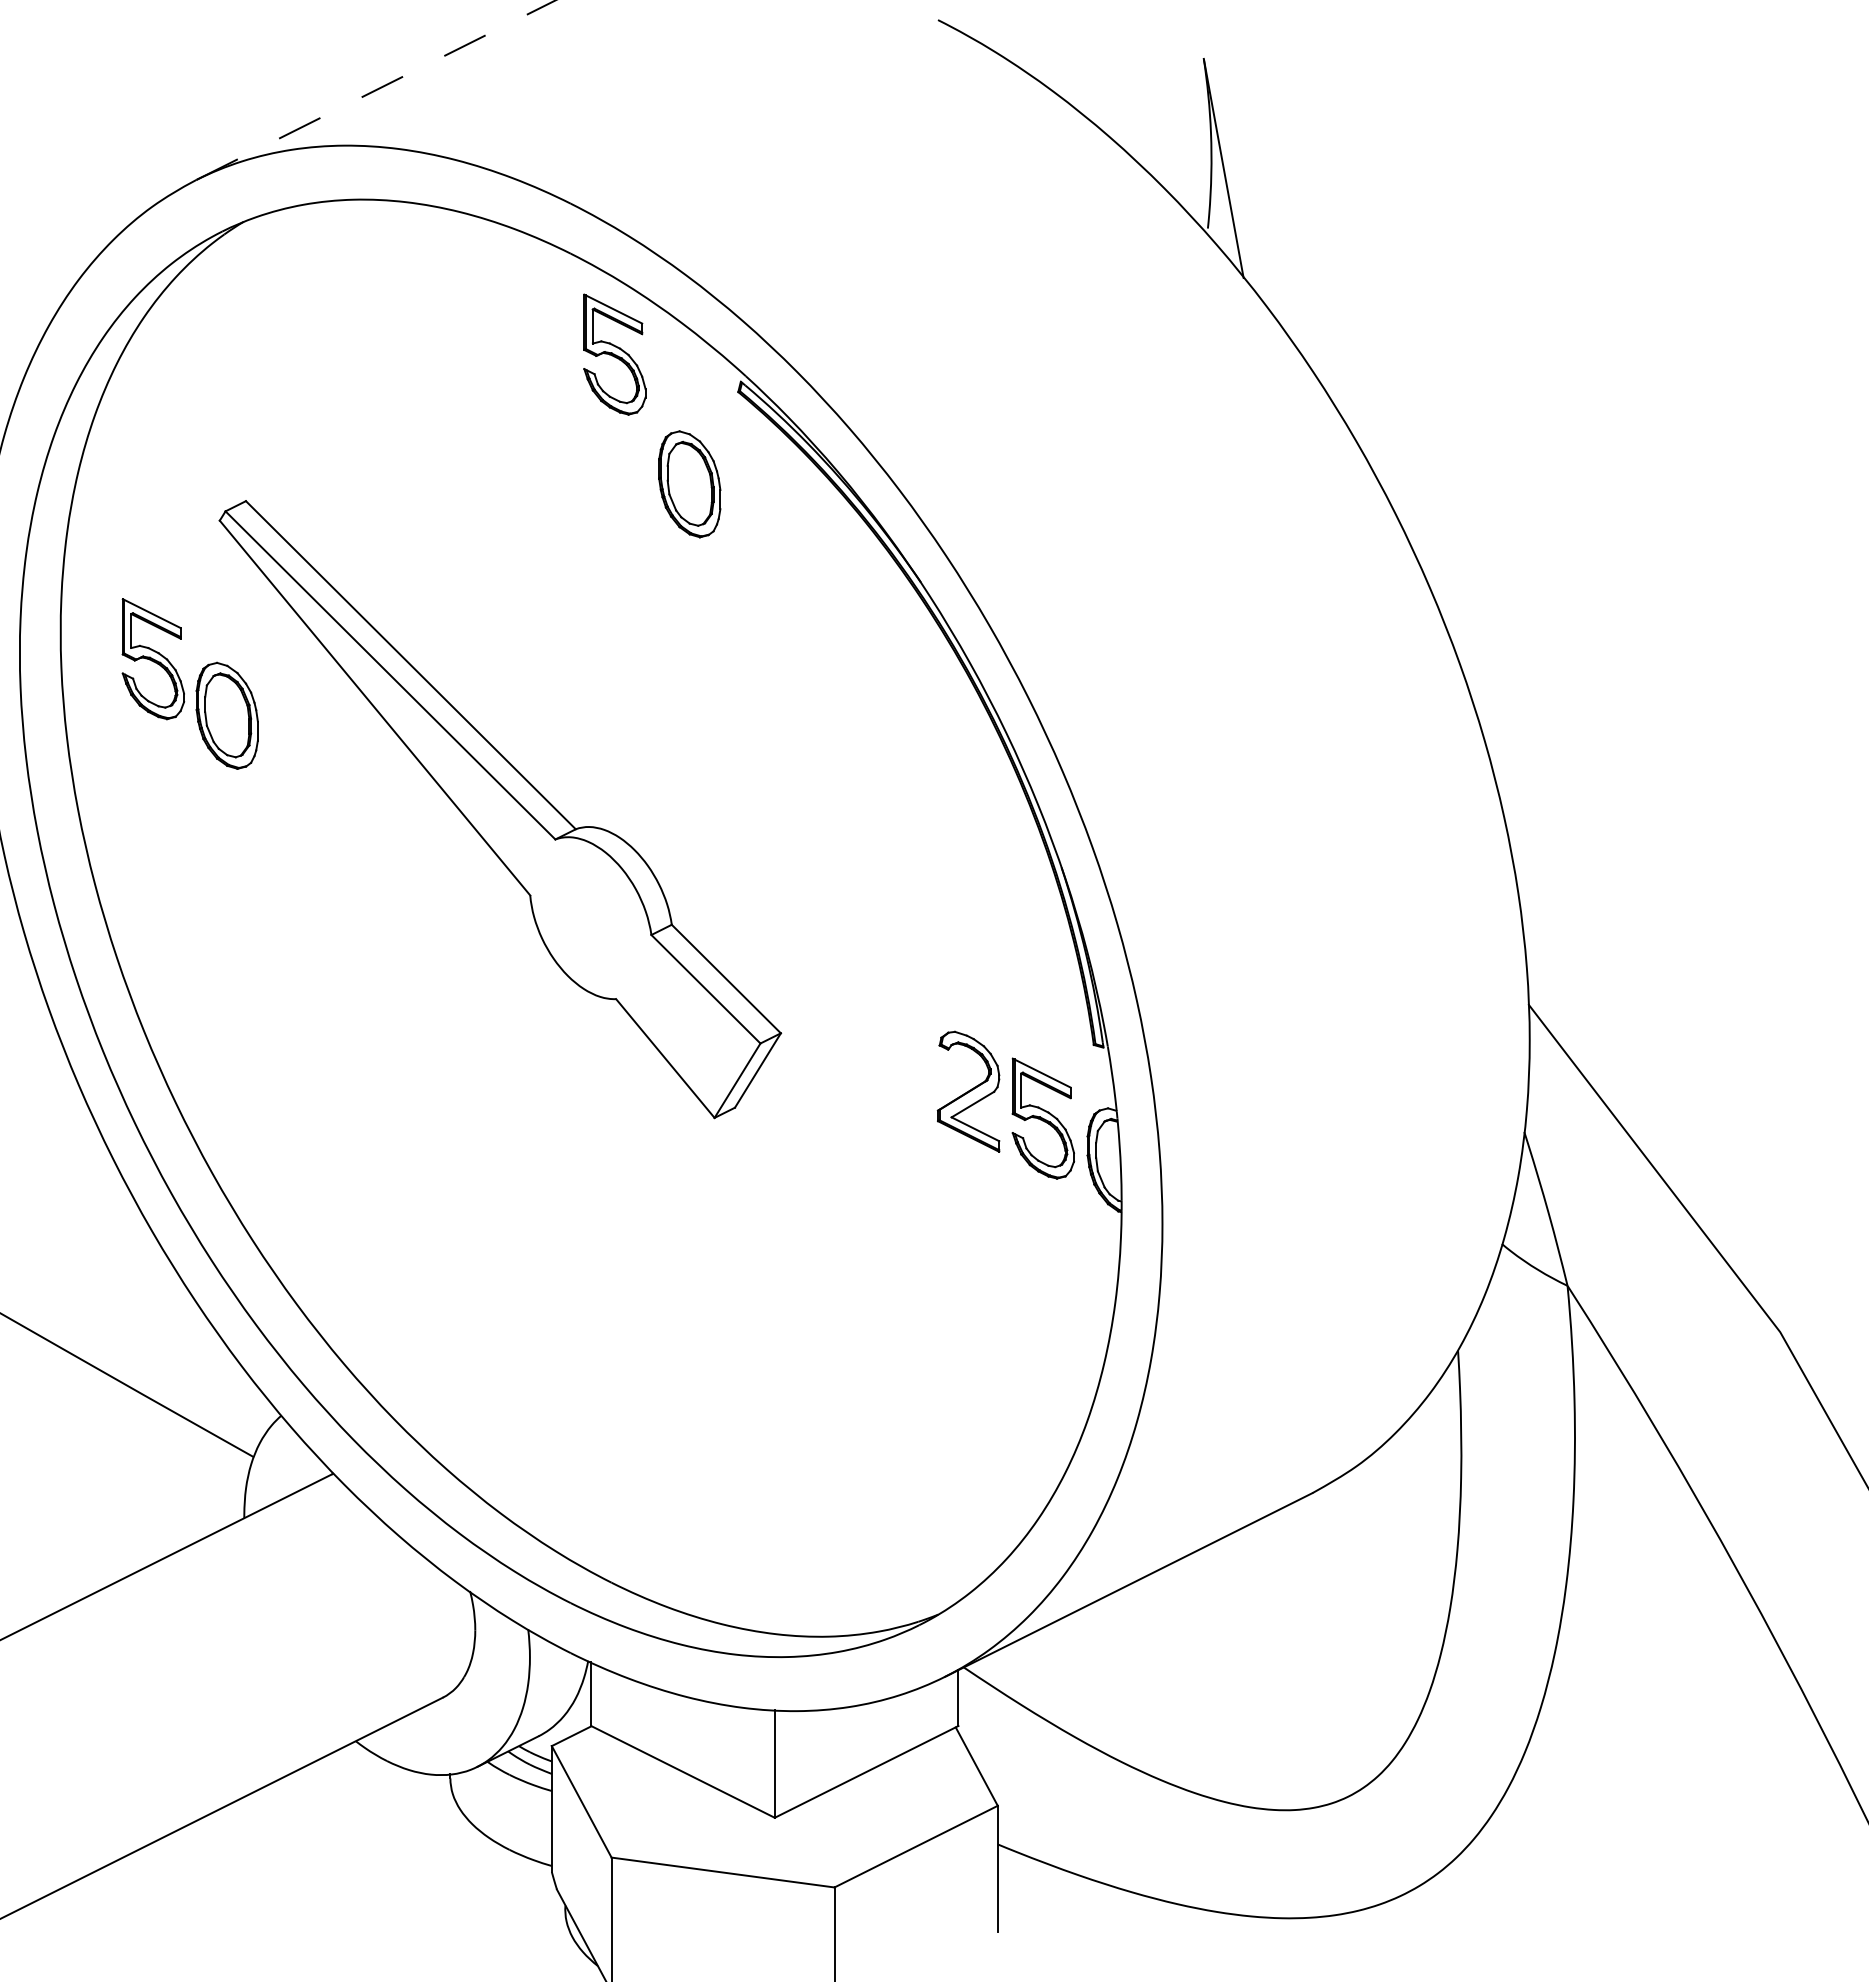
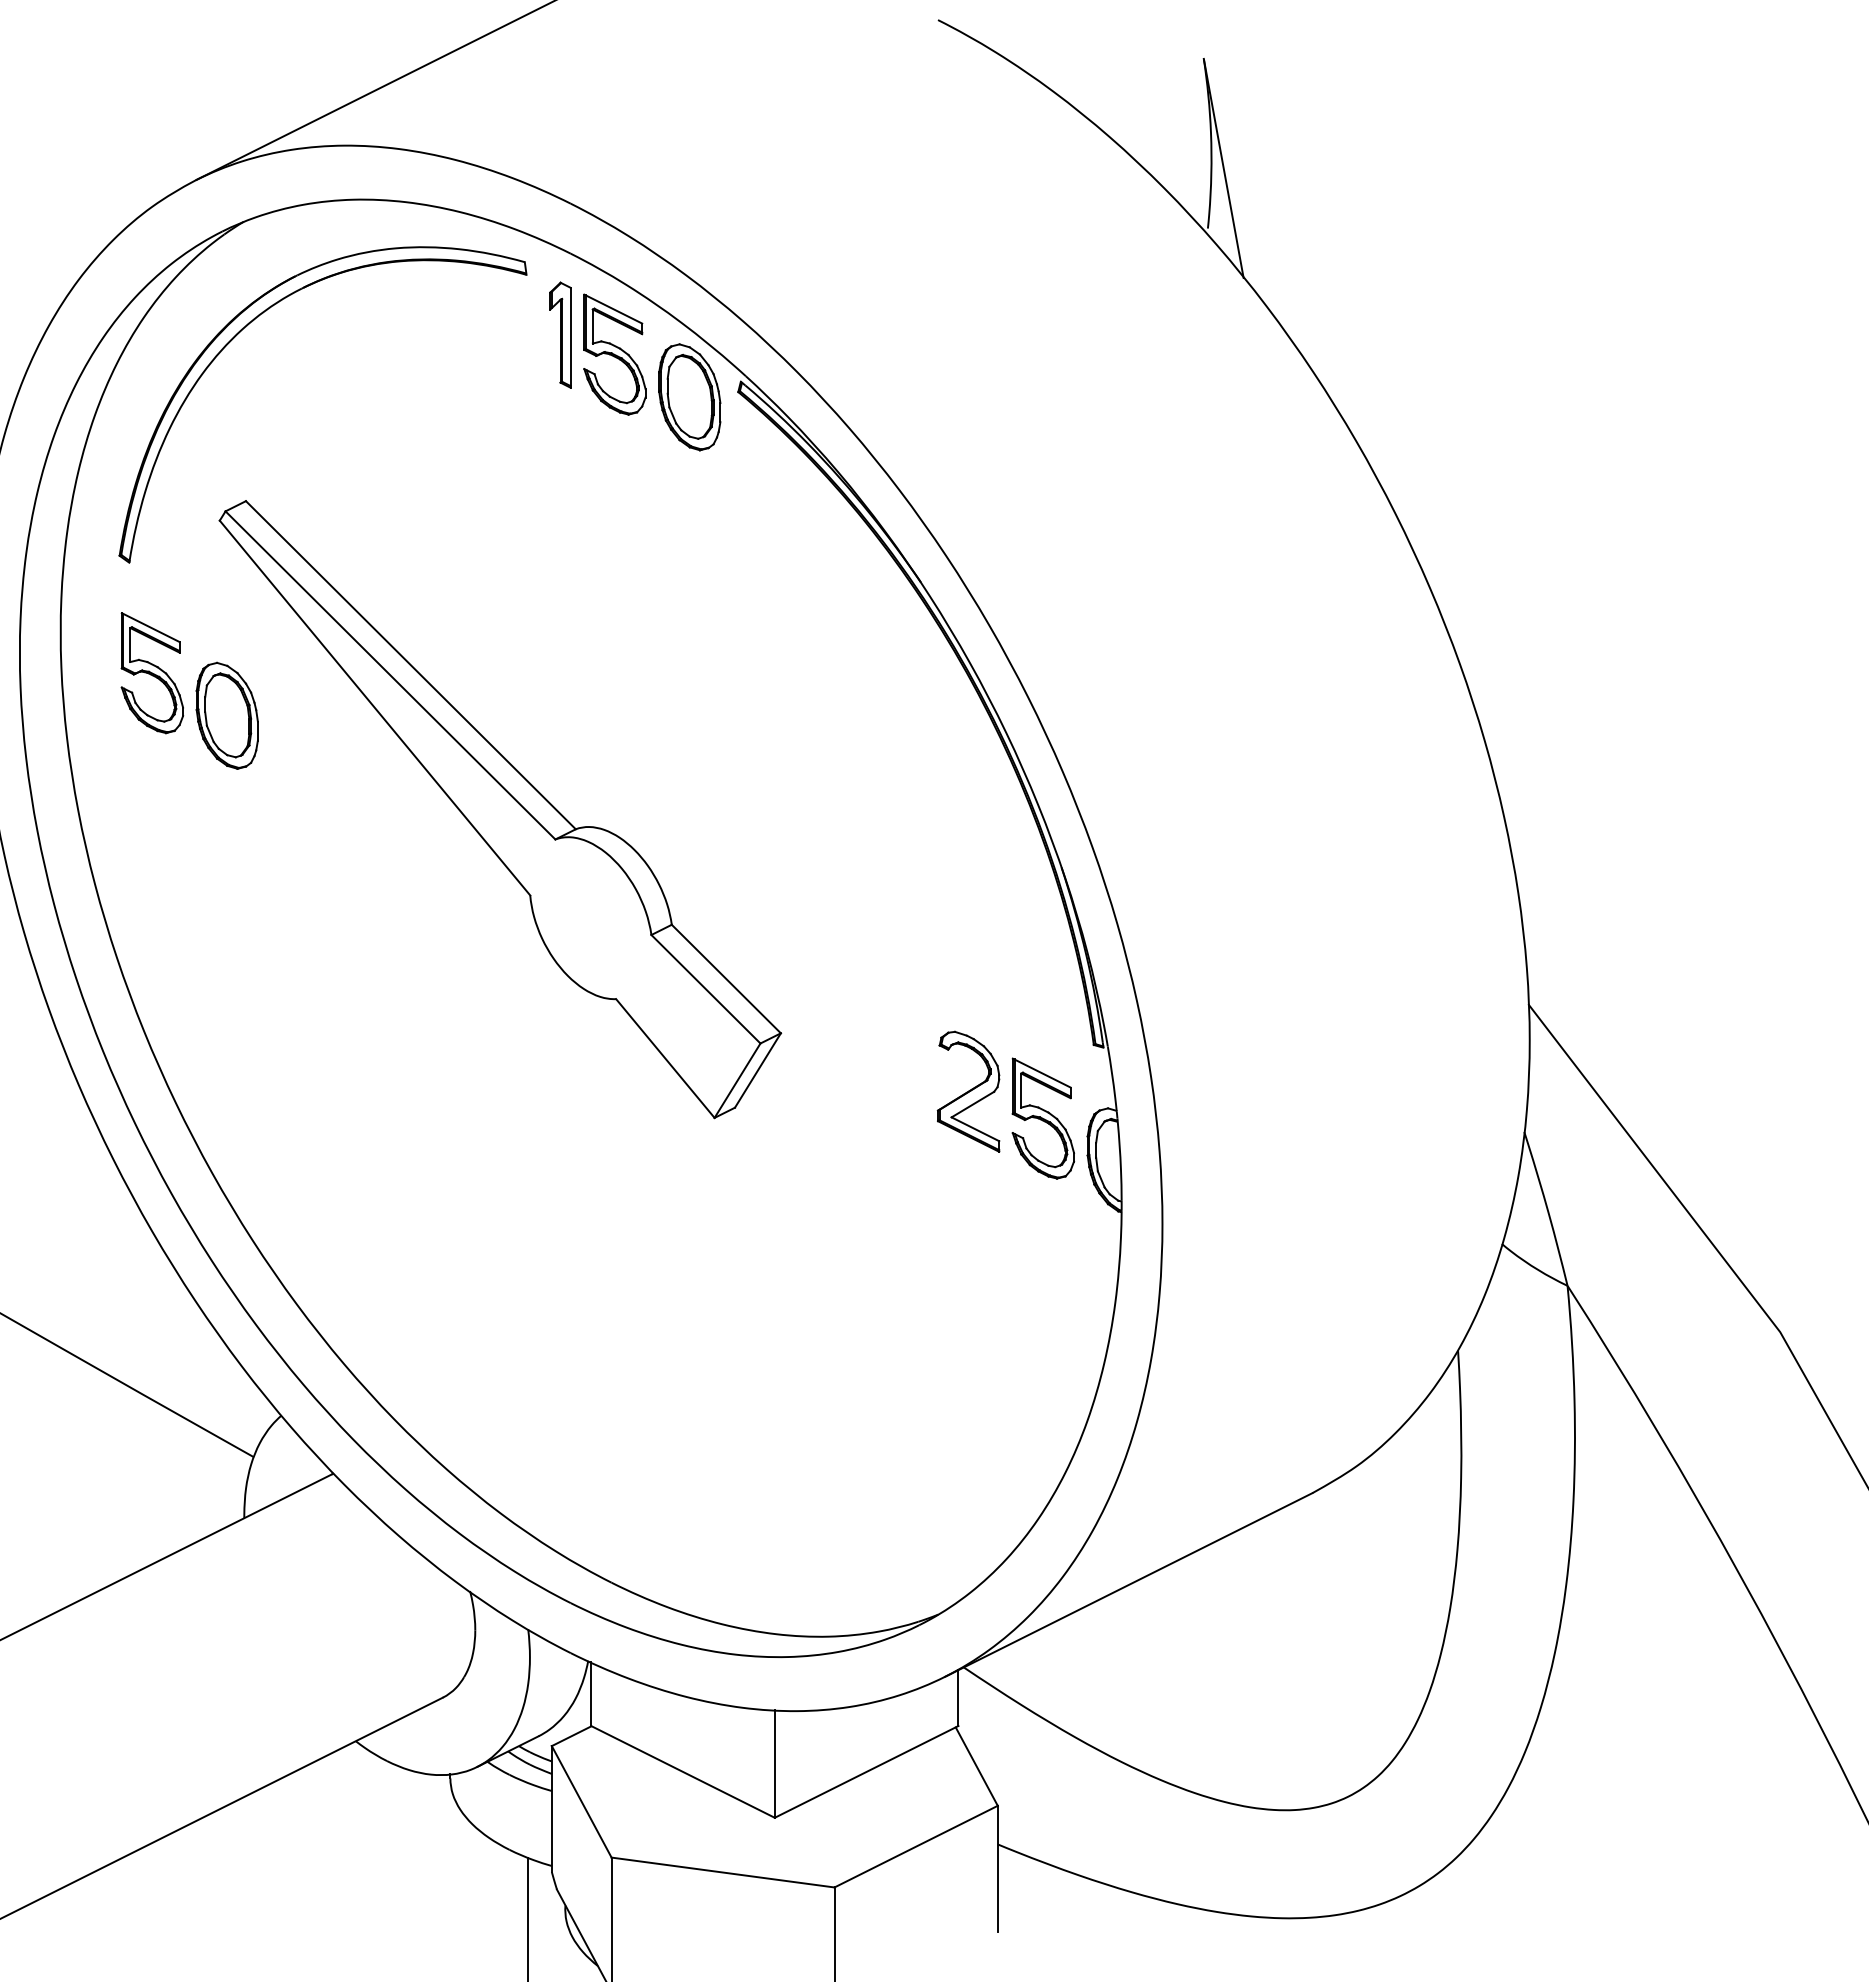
line: dashed -> solid (376, 90)
part: none -> present (253, 321)
part: none -> present (560, 334)
part position: (689, 484) -> (689, 397) (689, 397)
part position: (153, 659) -> (152, 673) (152, 673)
line: none -> present (527, 1917)
